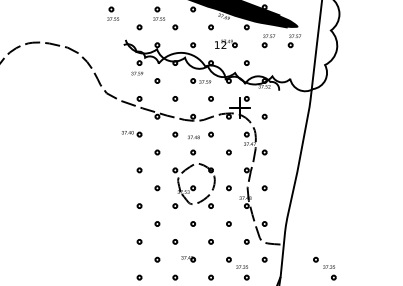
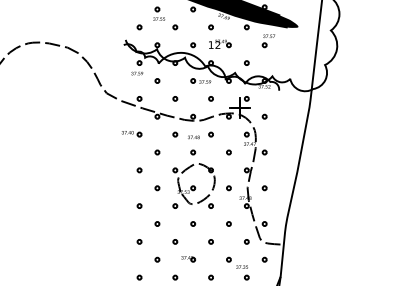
part: present -> none (113, 13)
part: present -> none (294, 41)
part position: (226, 43) -> (220, 43) (220, 43)
part: present -> none (324, 268)
